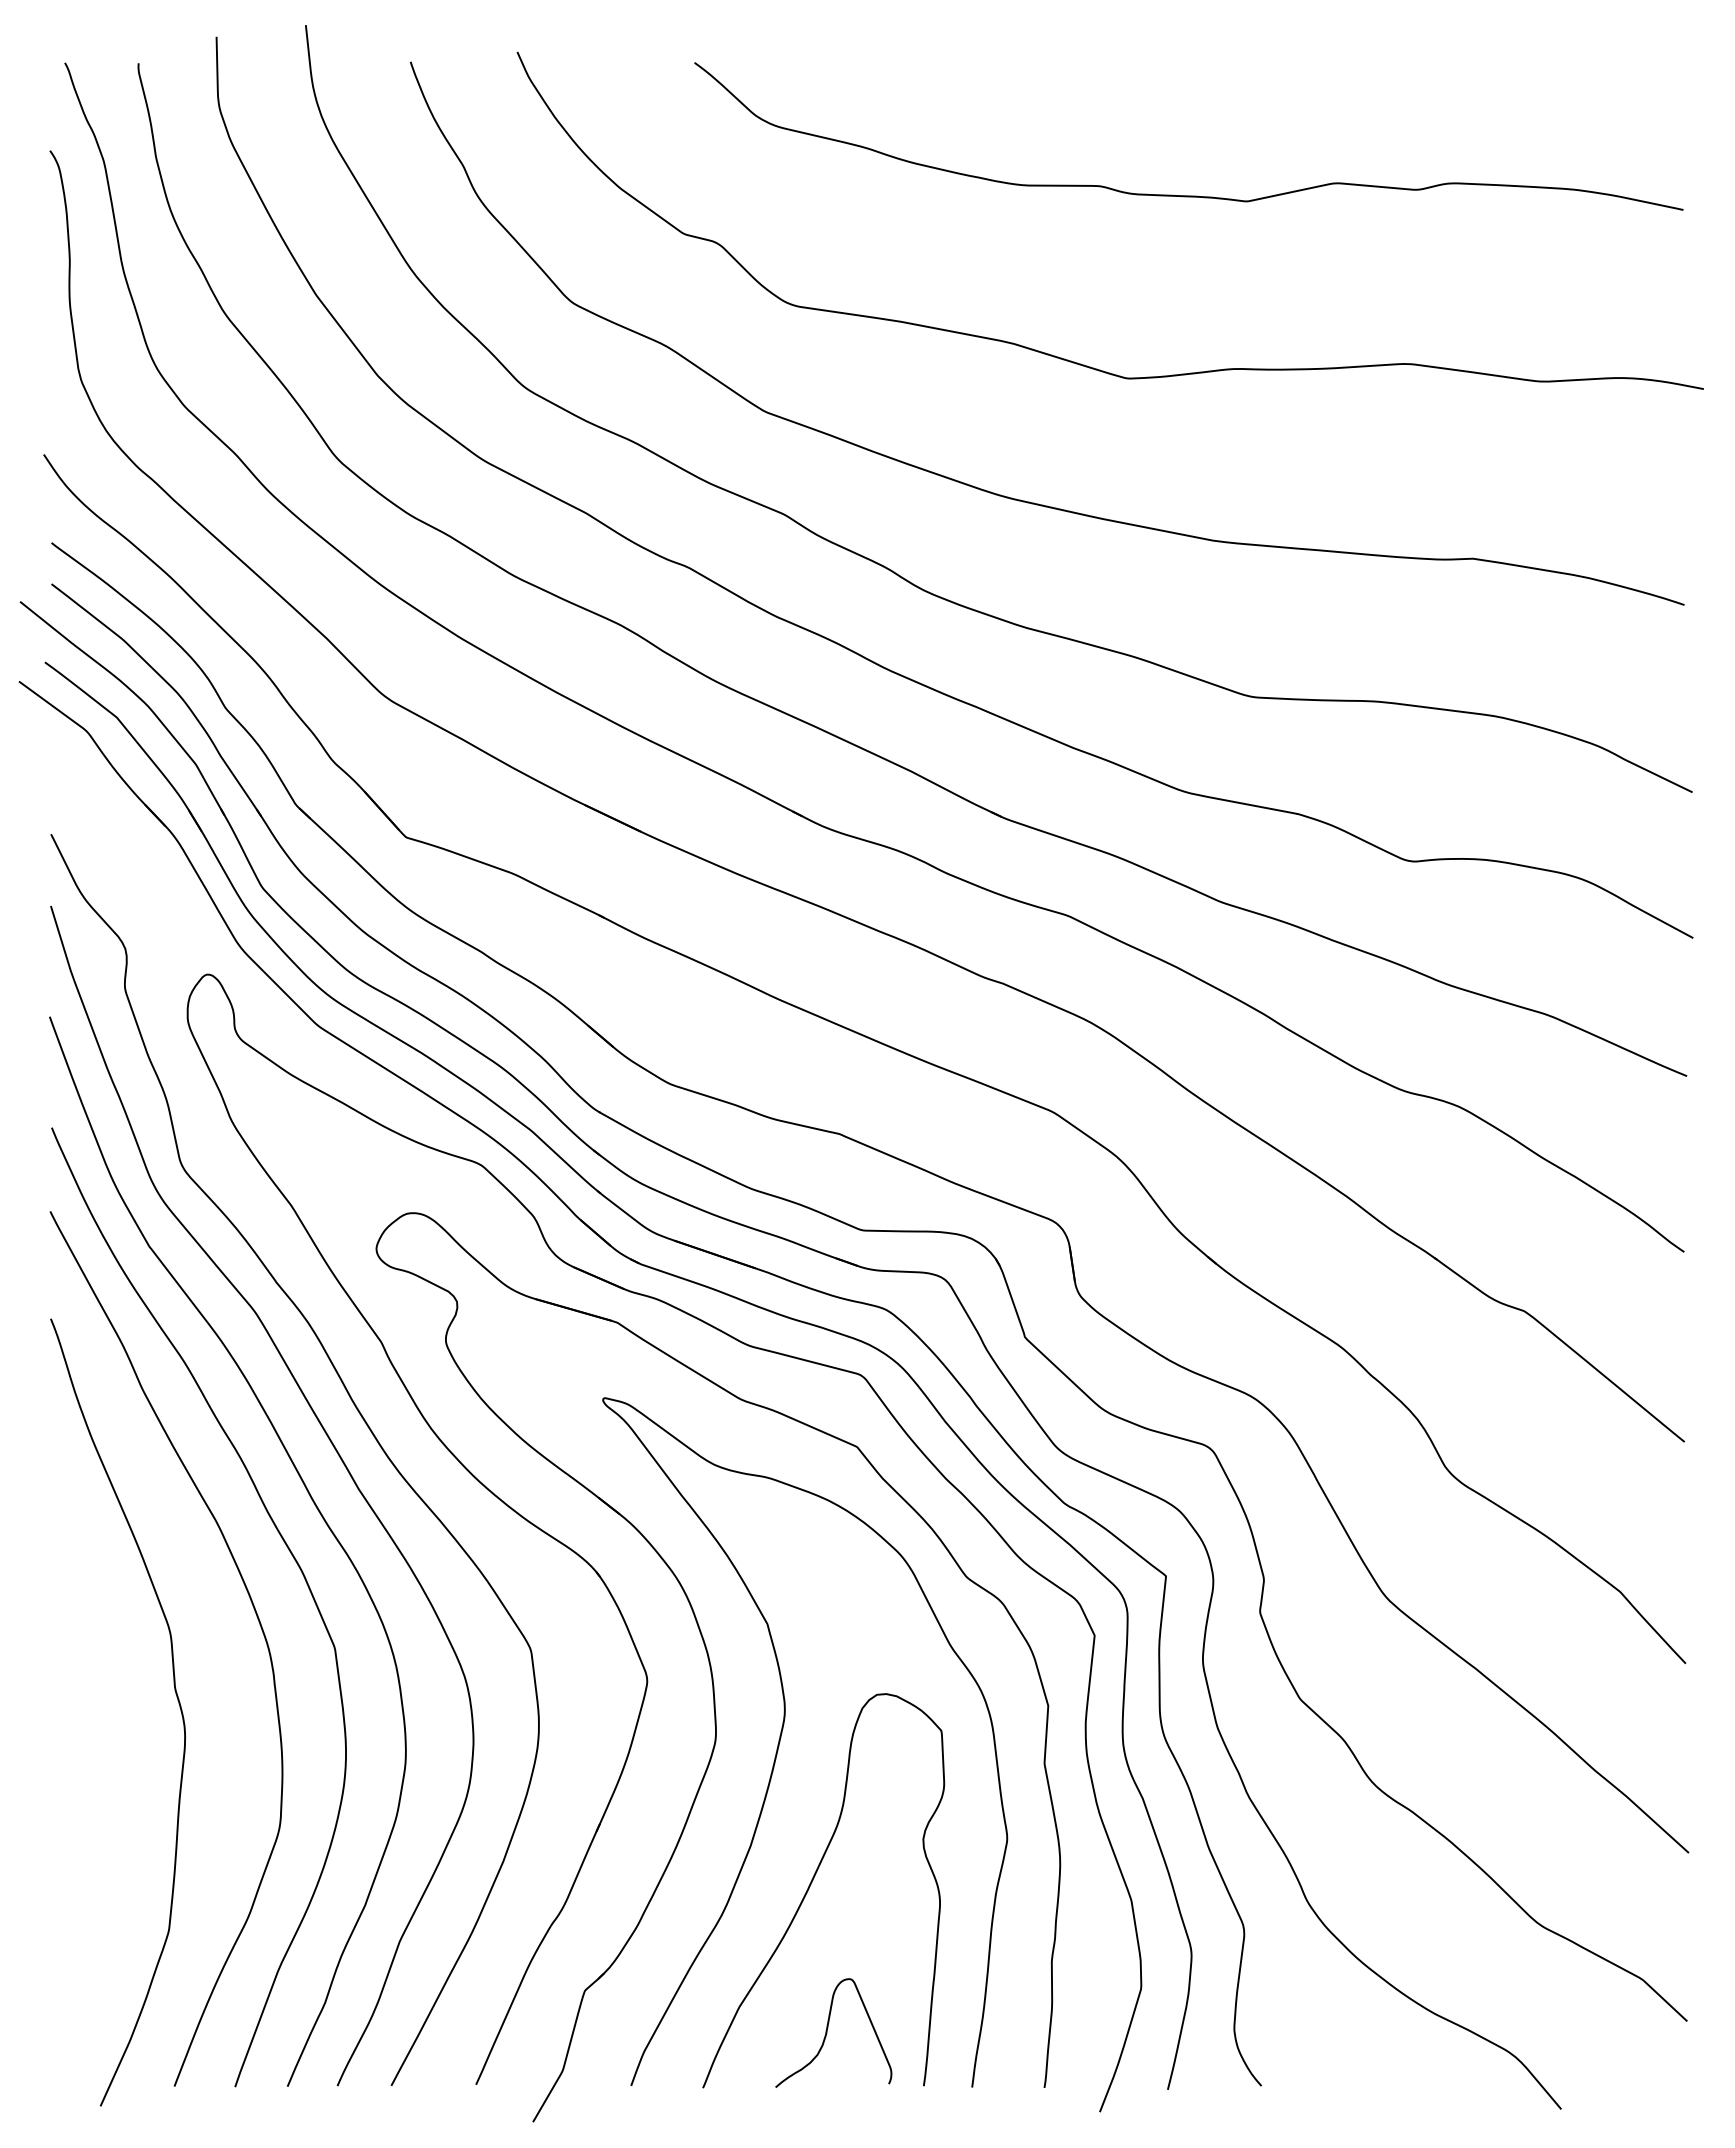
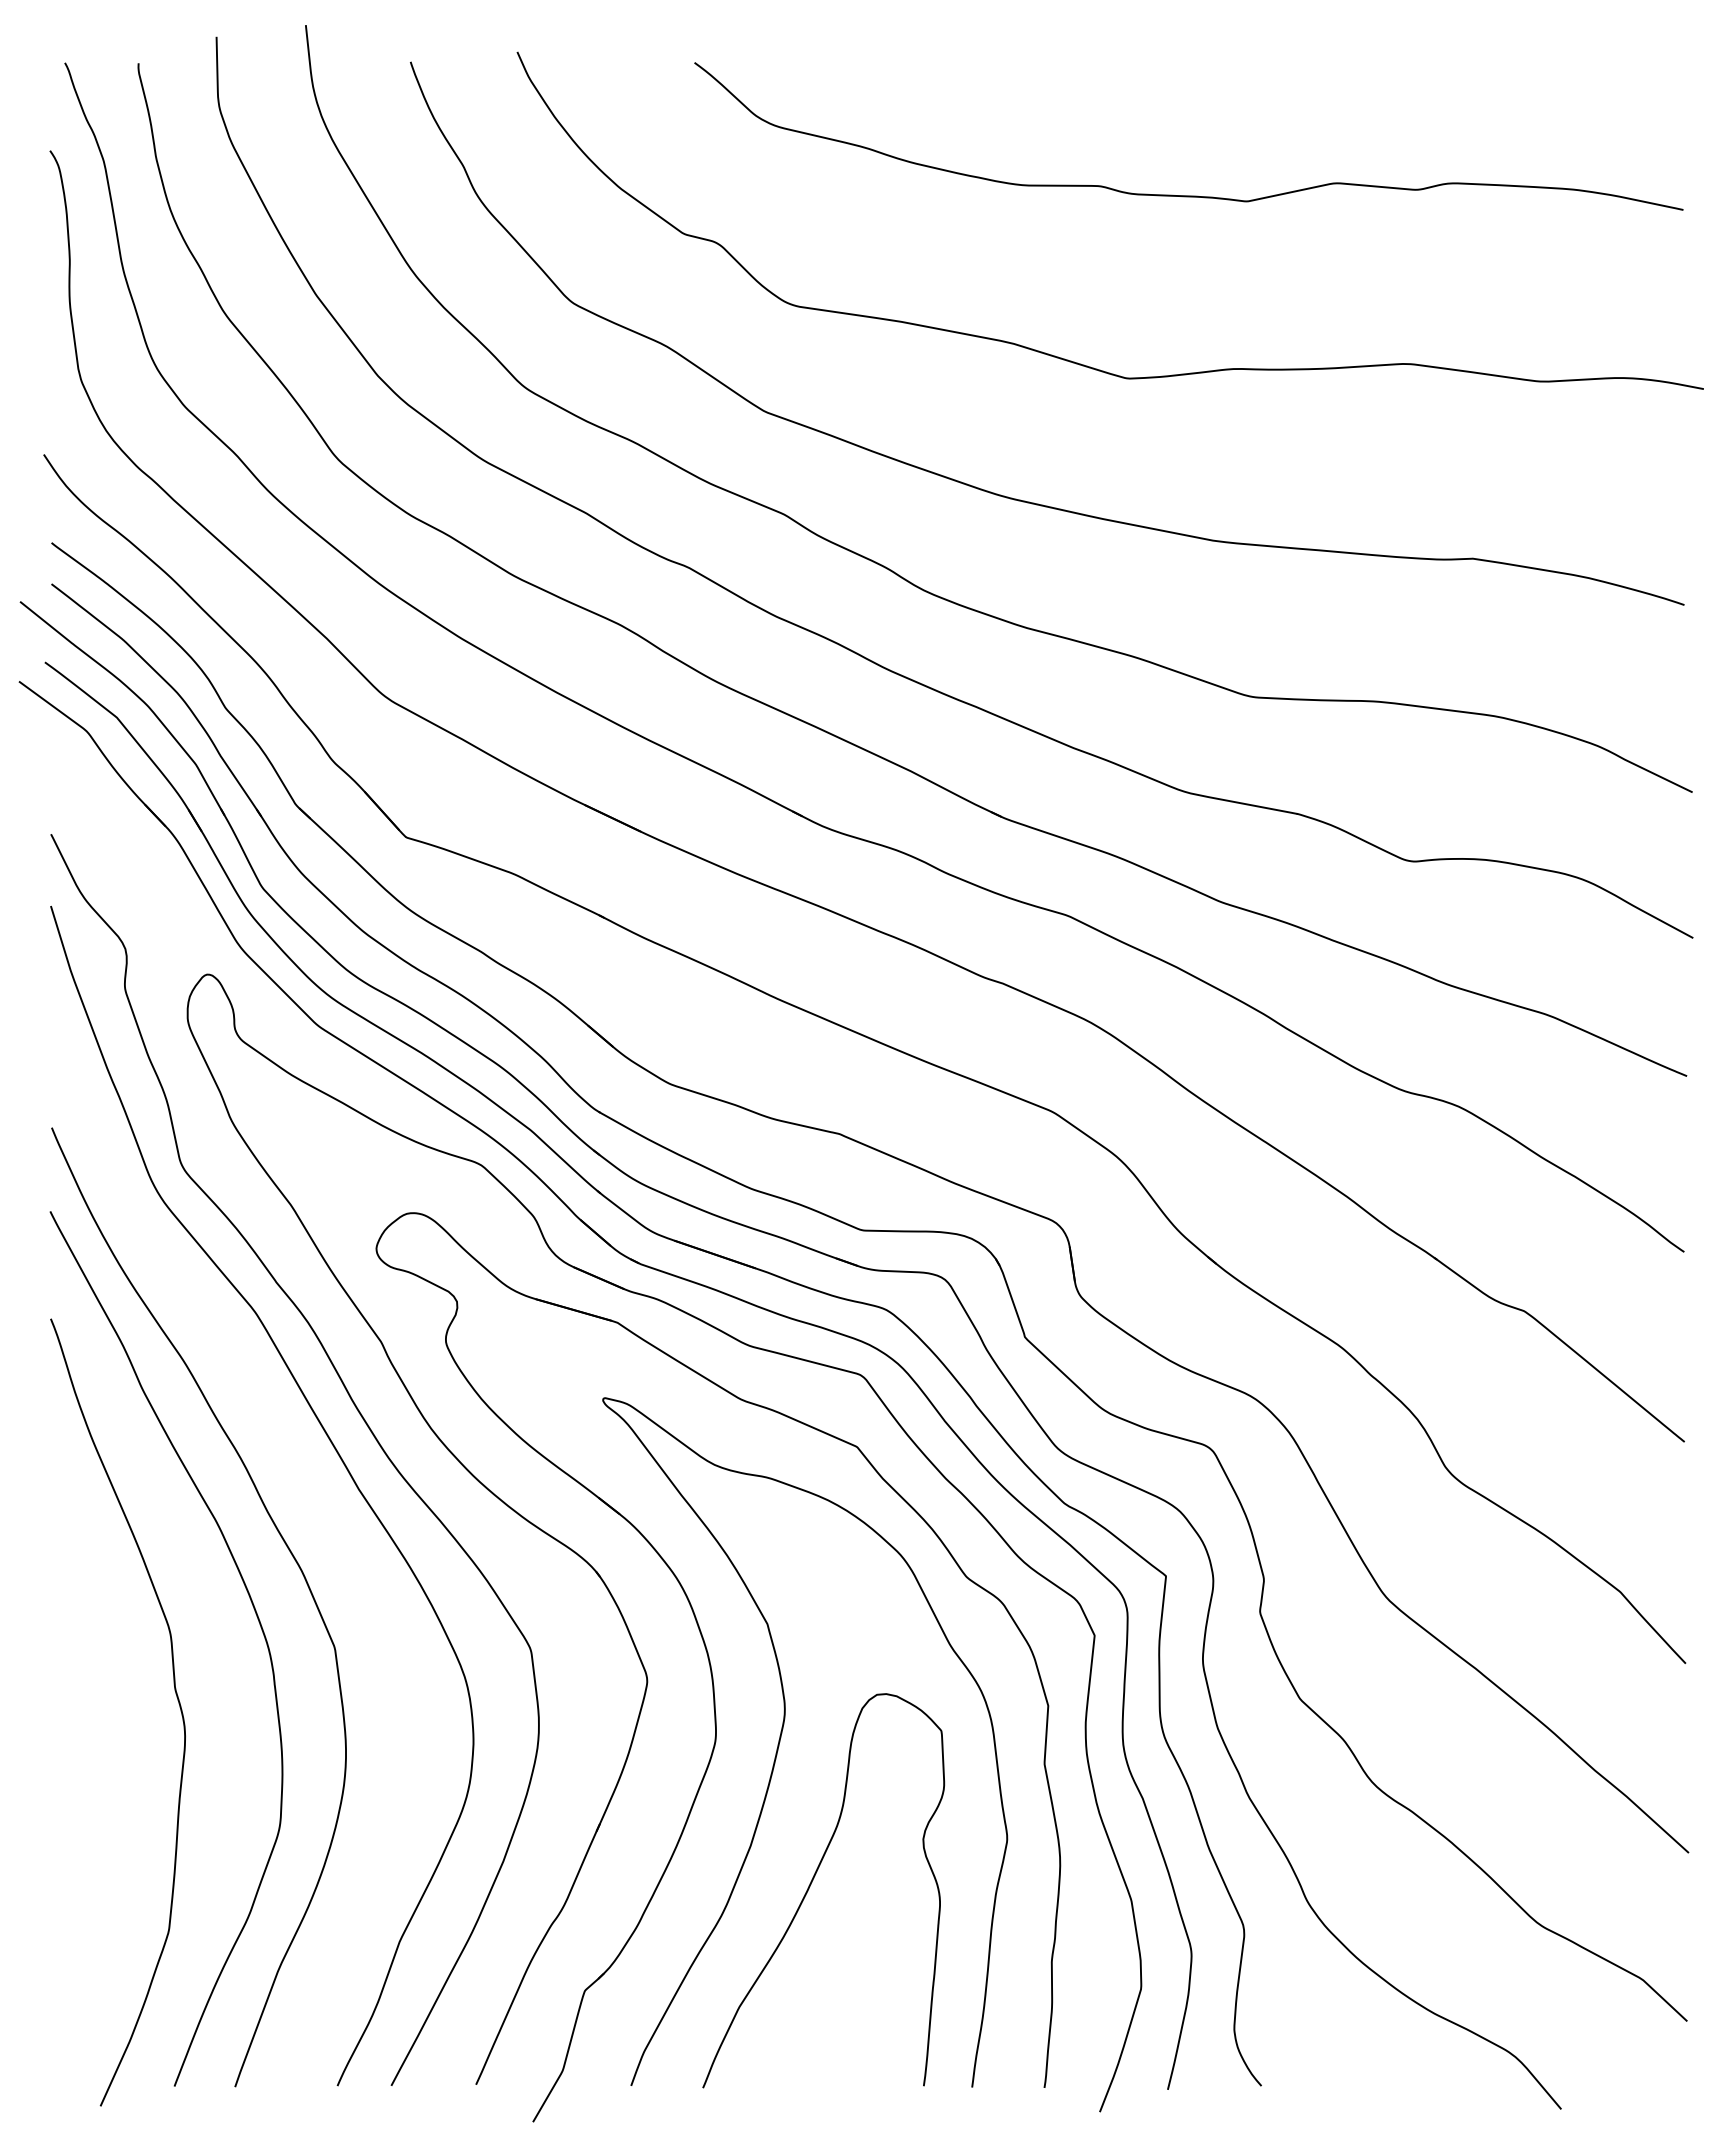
curve: present -> none (314, 1505)
curve: present -> none (827, 2032)
